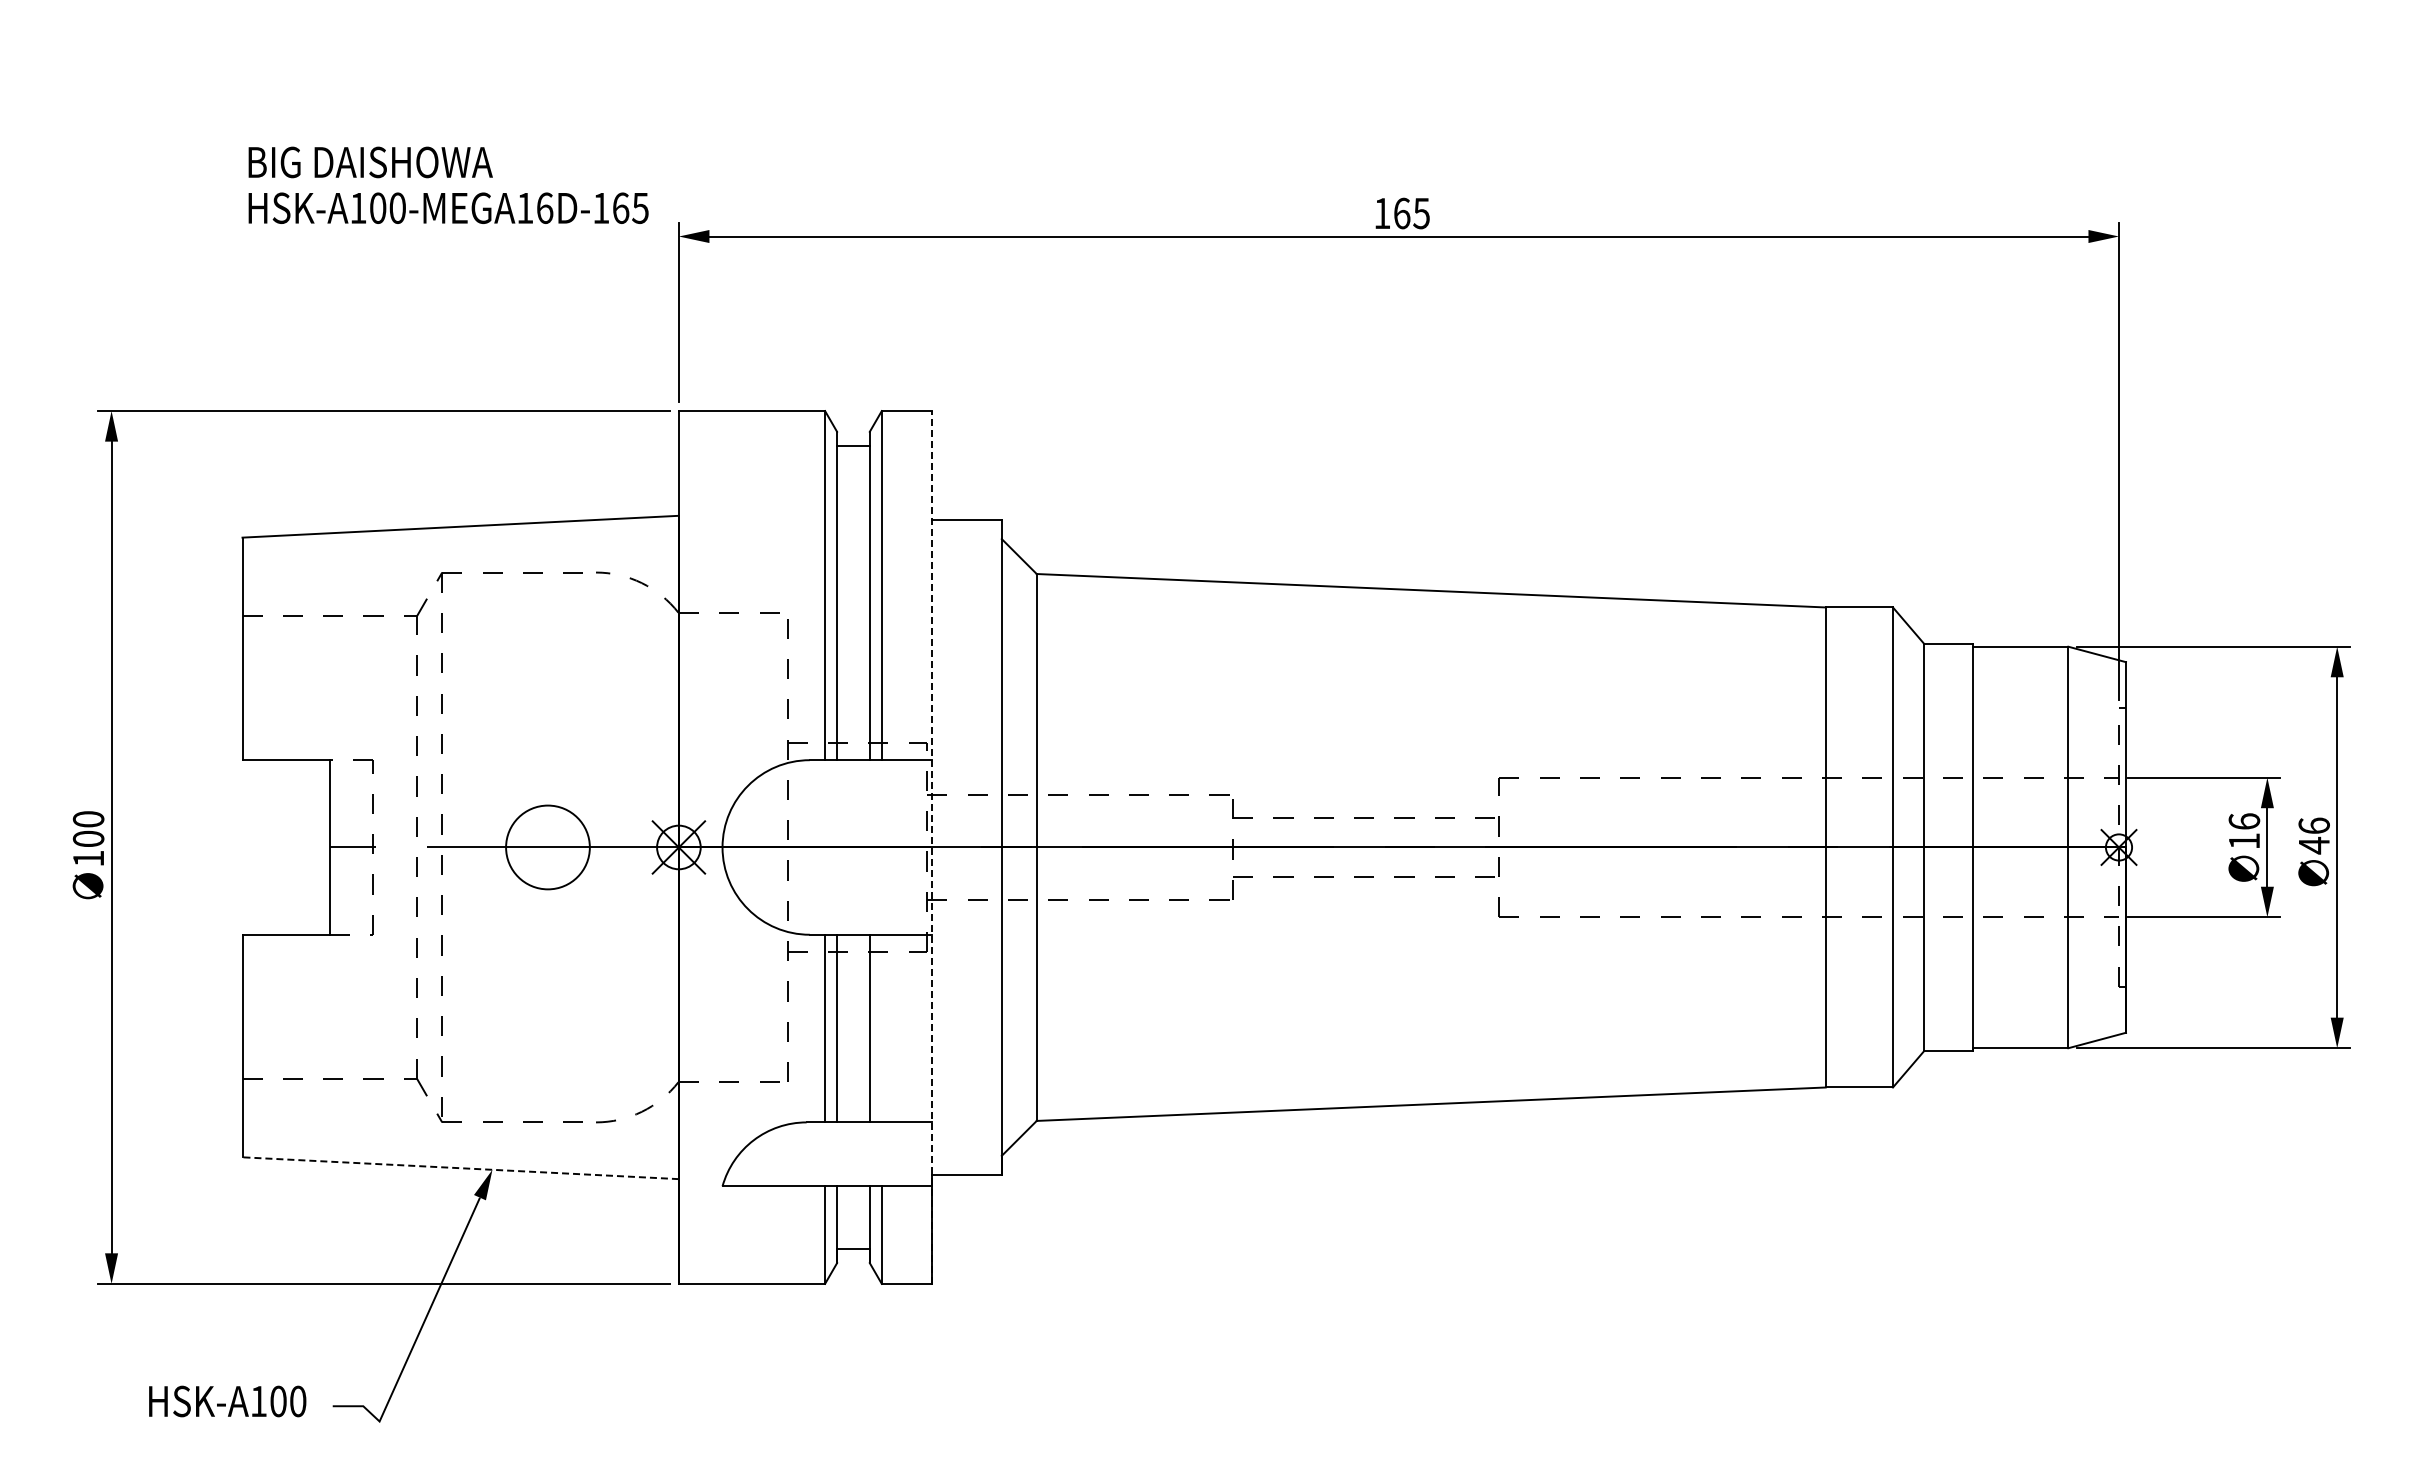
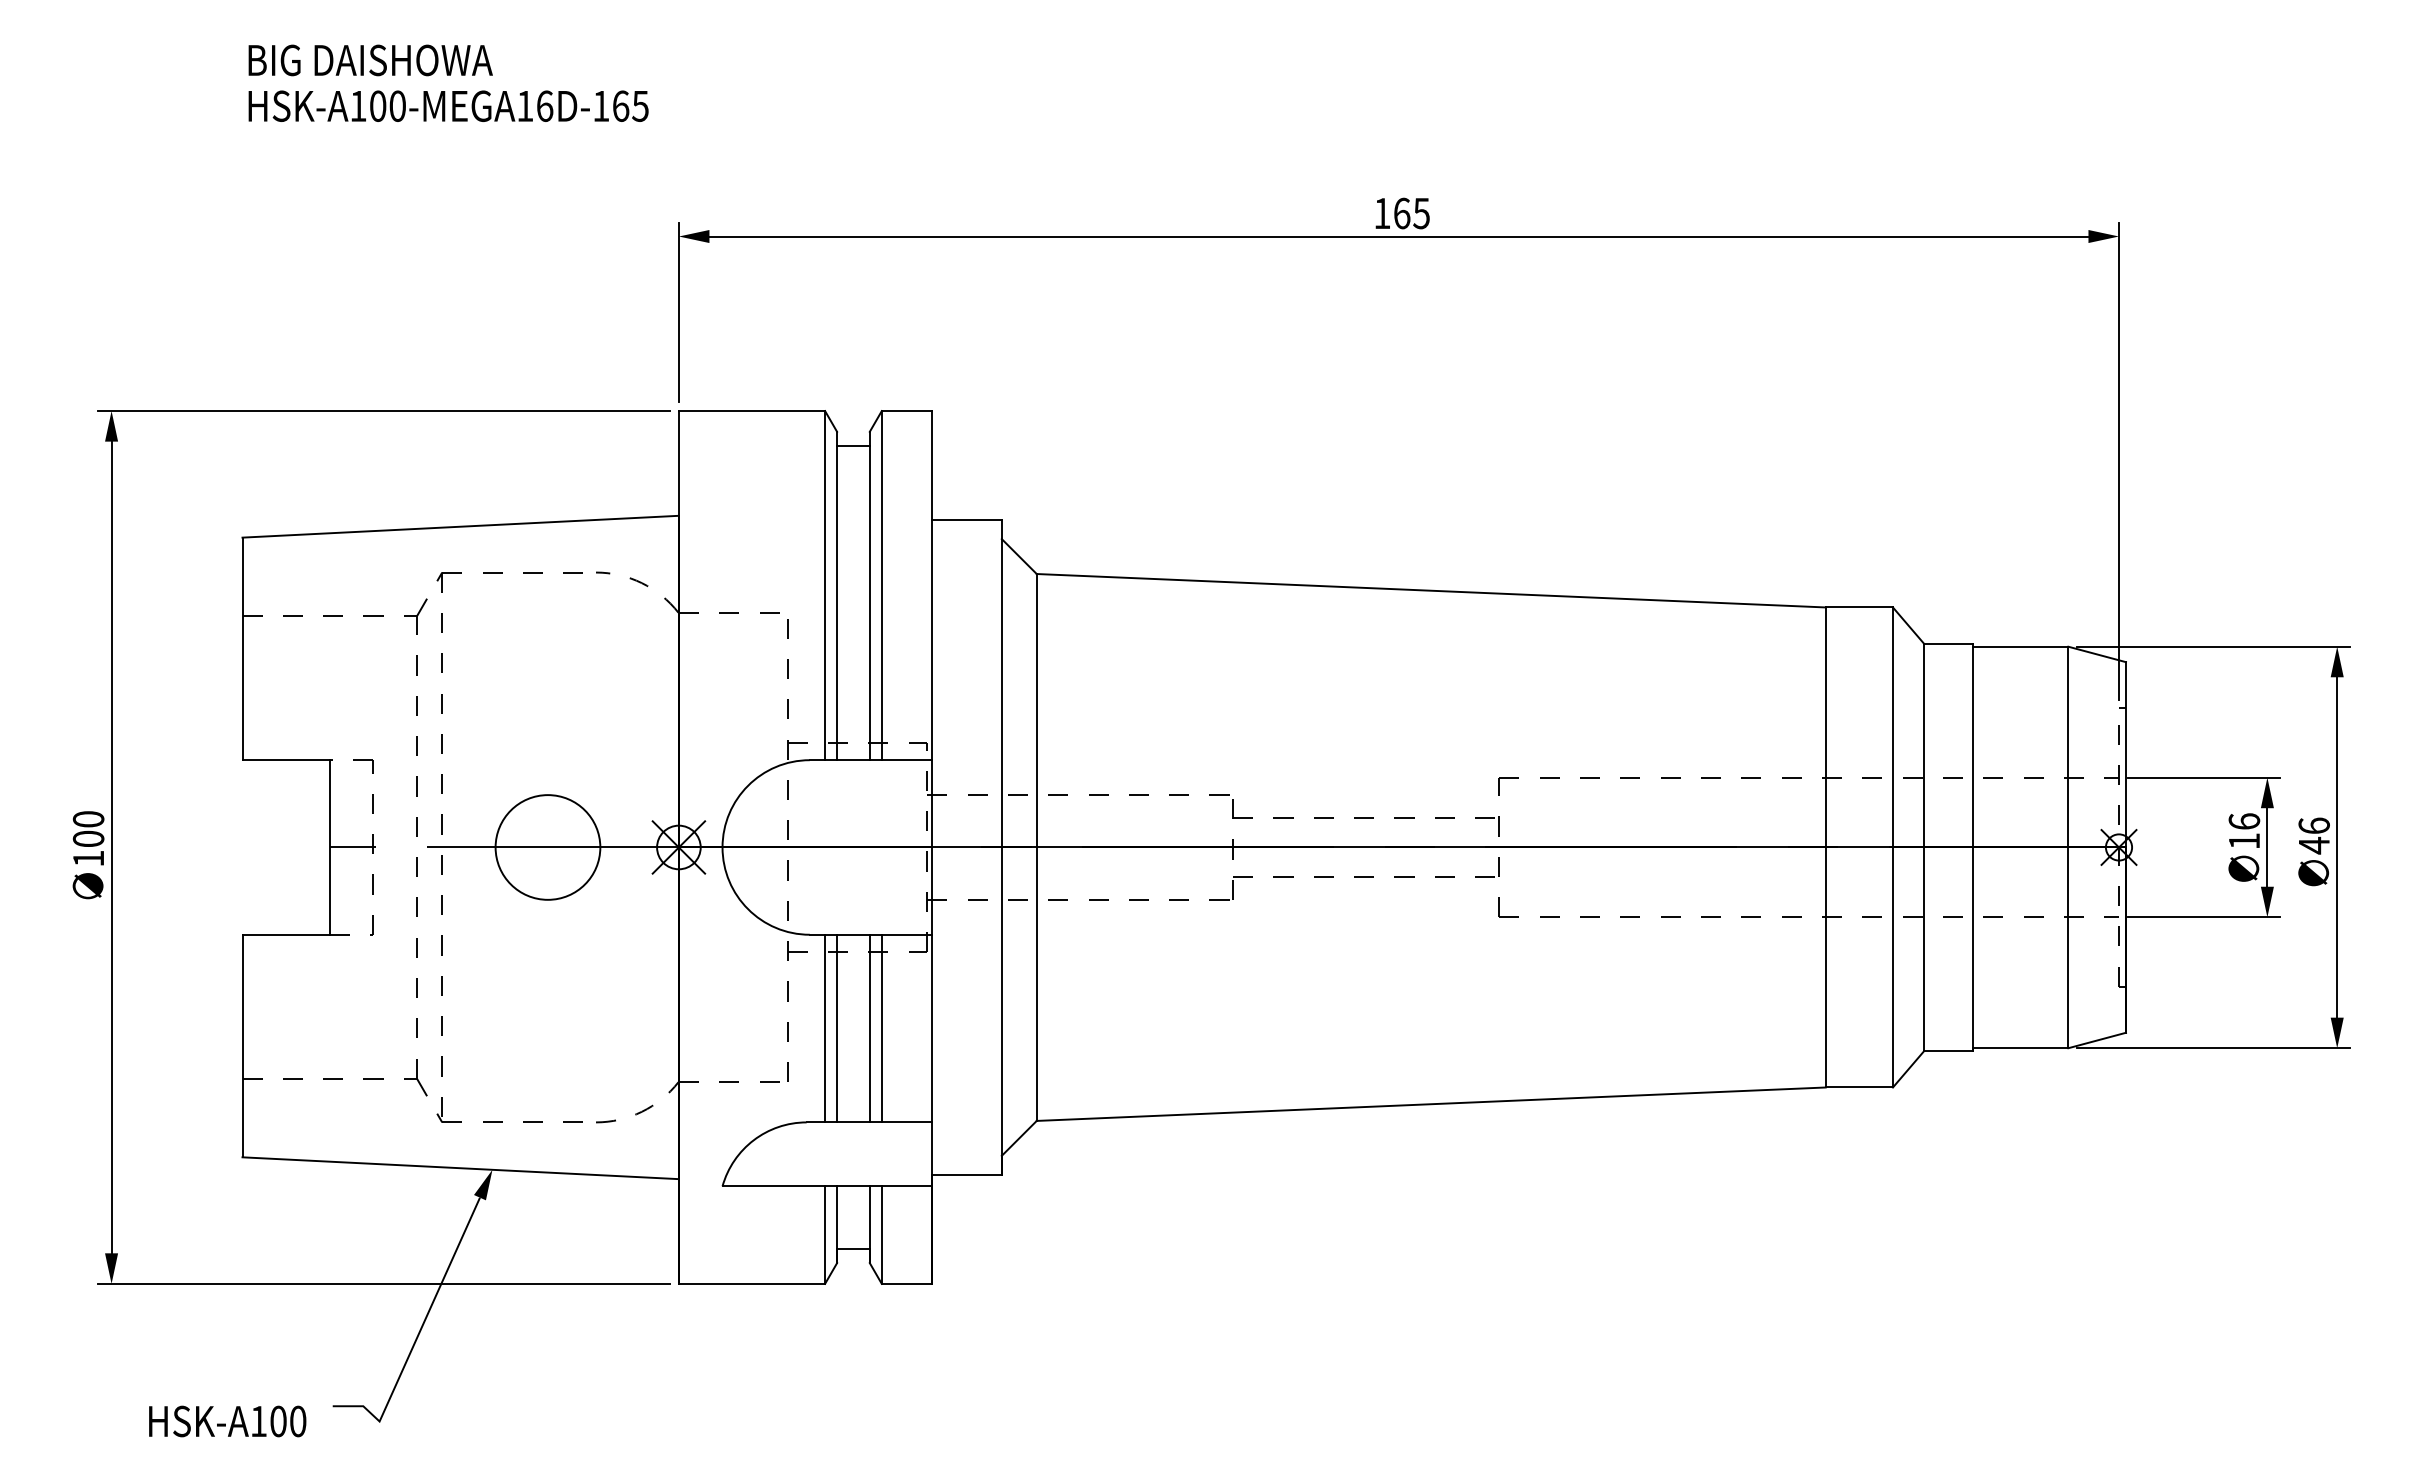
text position: (448, 184) -> (448, 82) (448, 82)
line: dashed -> solid (932, 846)
circle diameter: 84 px -> 105 px (547, 847)
line: none -> present (881, 1028)
line: dashed -> solid (460, 1168)
text position: (227, 1401) -> (227, 1421) (227, 1421)
